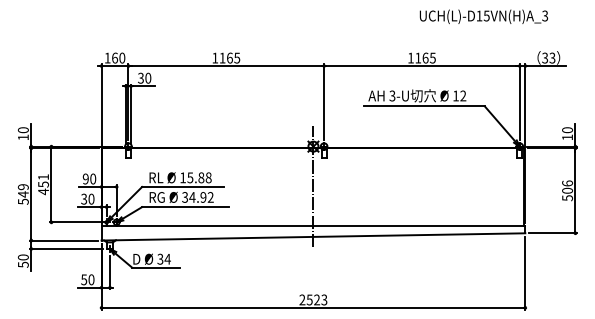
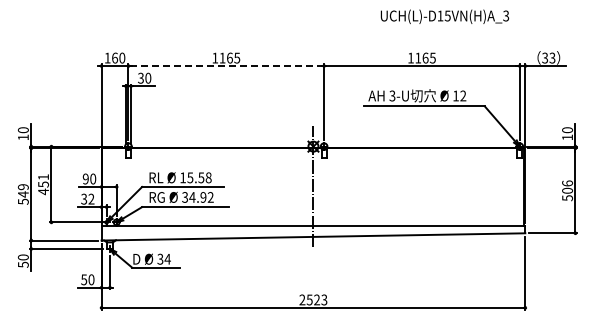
text position: (483, 16) -> (444, 16) (444, 16)
line: solid -> dashed (226, 66)
text: 15.88 -> 15.58 (201, 177)
text: 30 -> 32 (91, 198)
